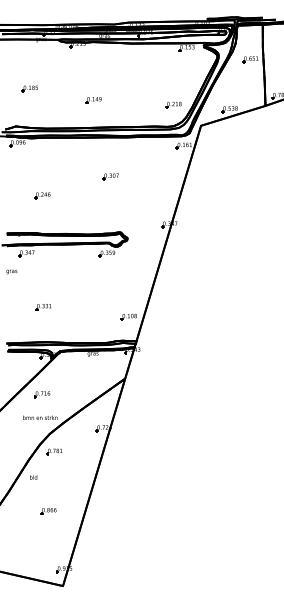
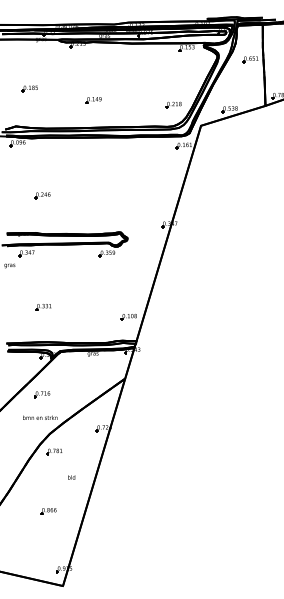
part: present -> none (110, 176)
text position: (11, 271) -> (9, 265) (9, 265)
text position: (33, 477) -> (71, 477) (71, 477)
